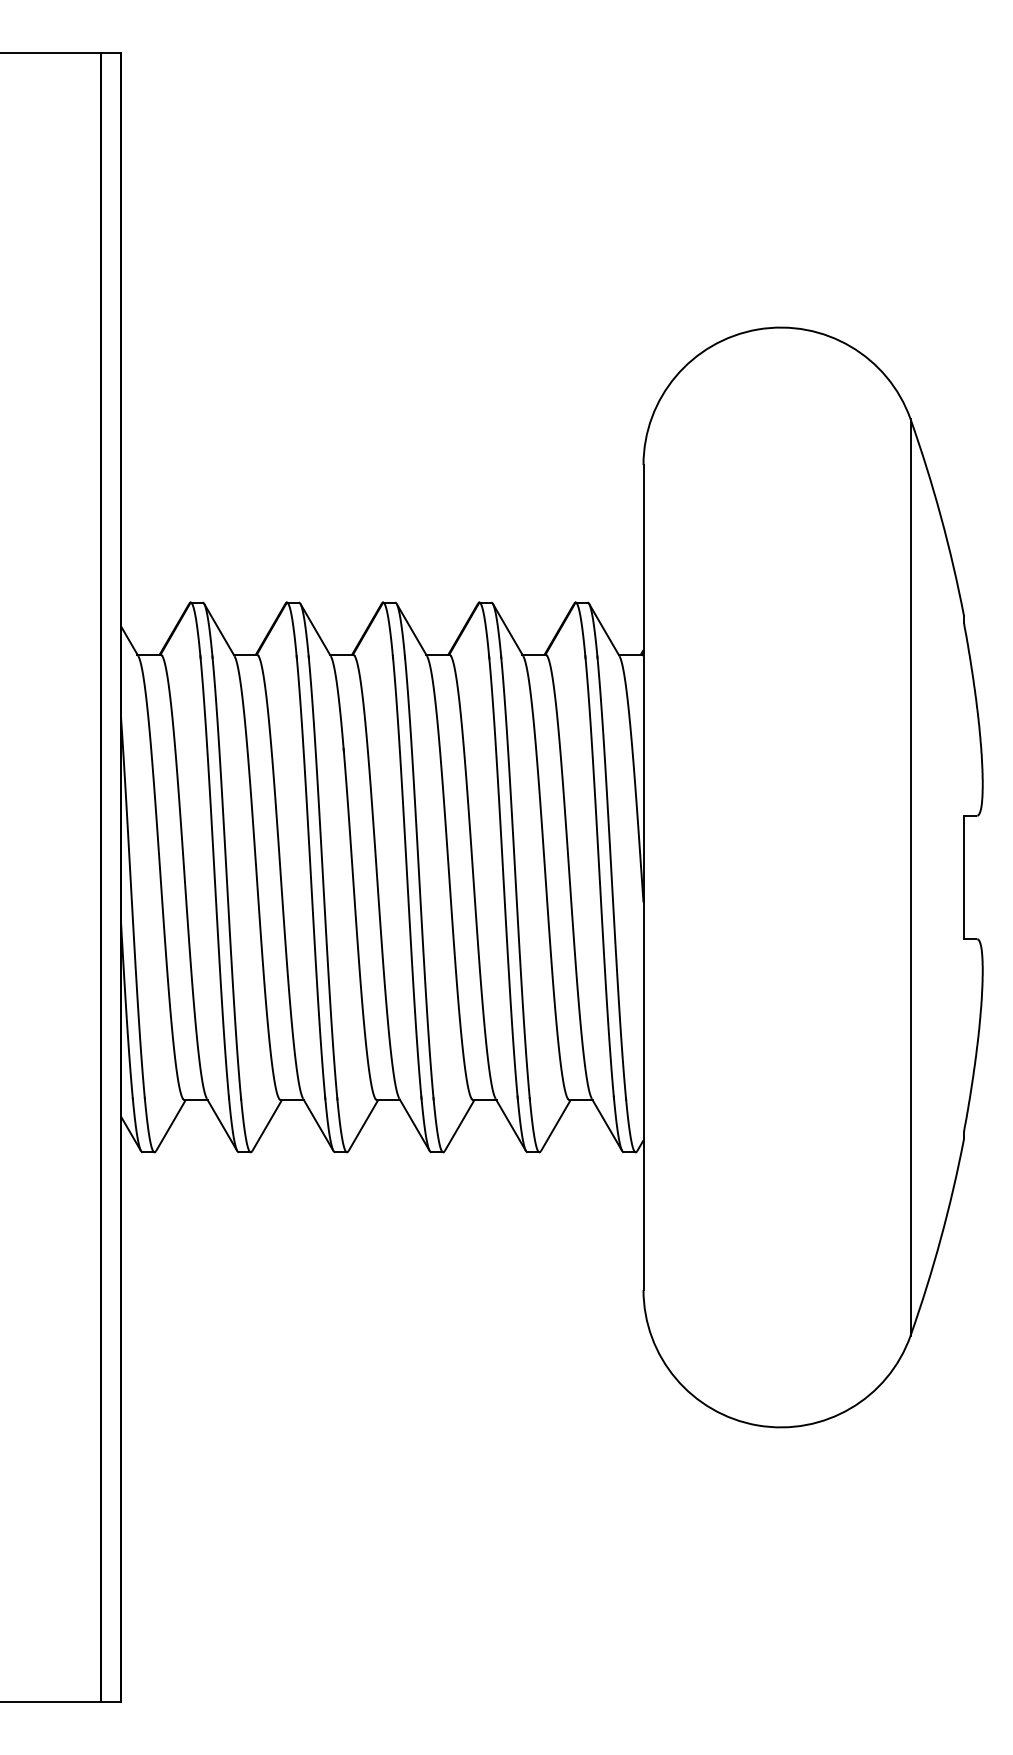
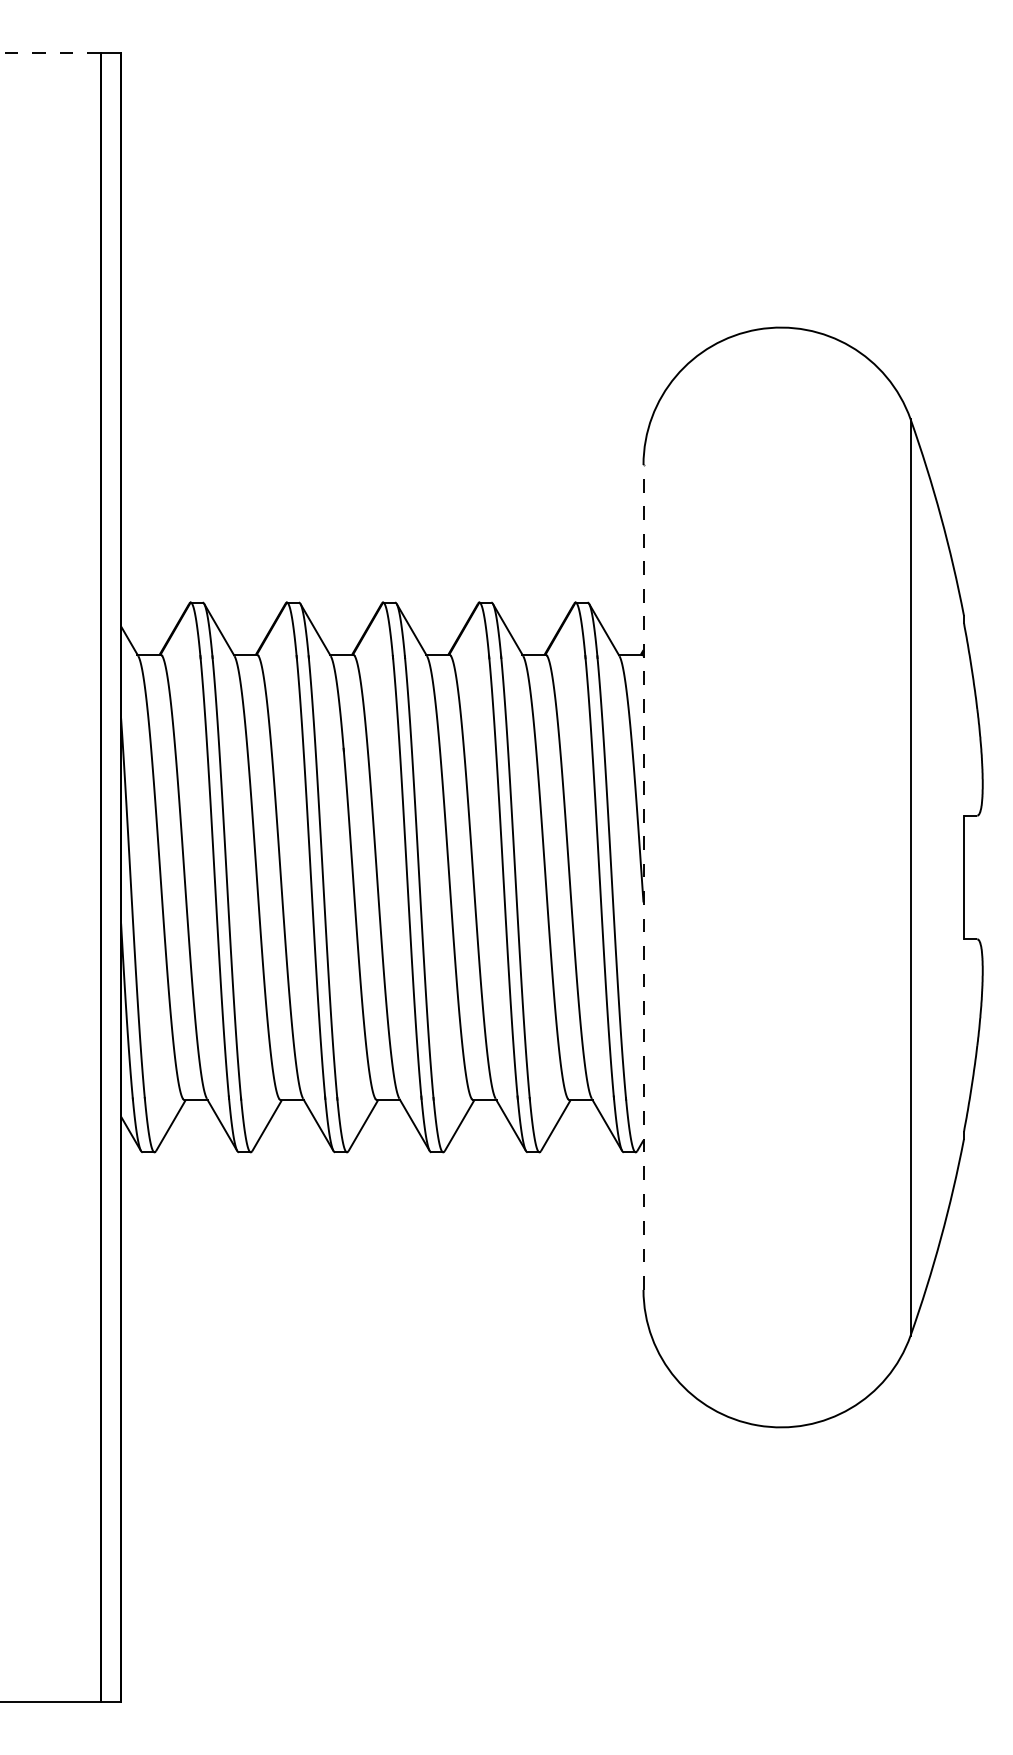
line: solid -> dashed (50, 52)
line: solid -> dashed (643, 877)
